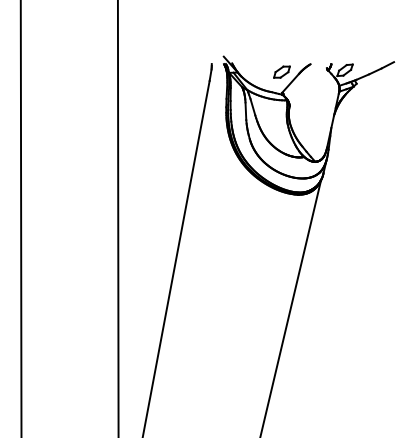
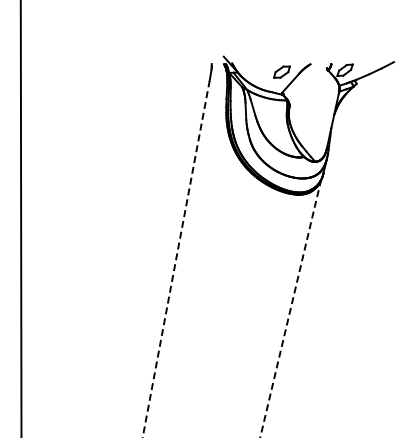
line: present -> none (117, 218)
line: solid -> dashed (176, 258)
line: solid -> dashed (290, 308)
